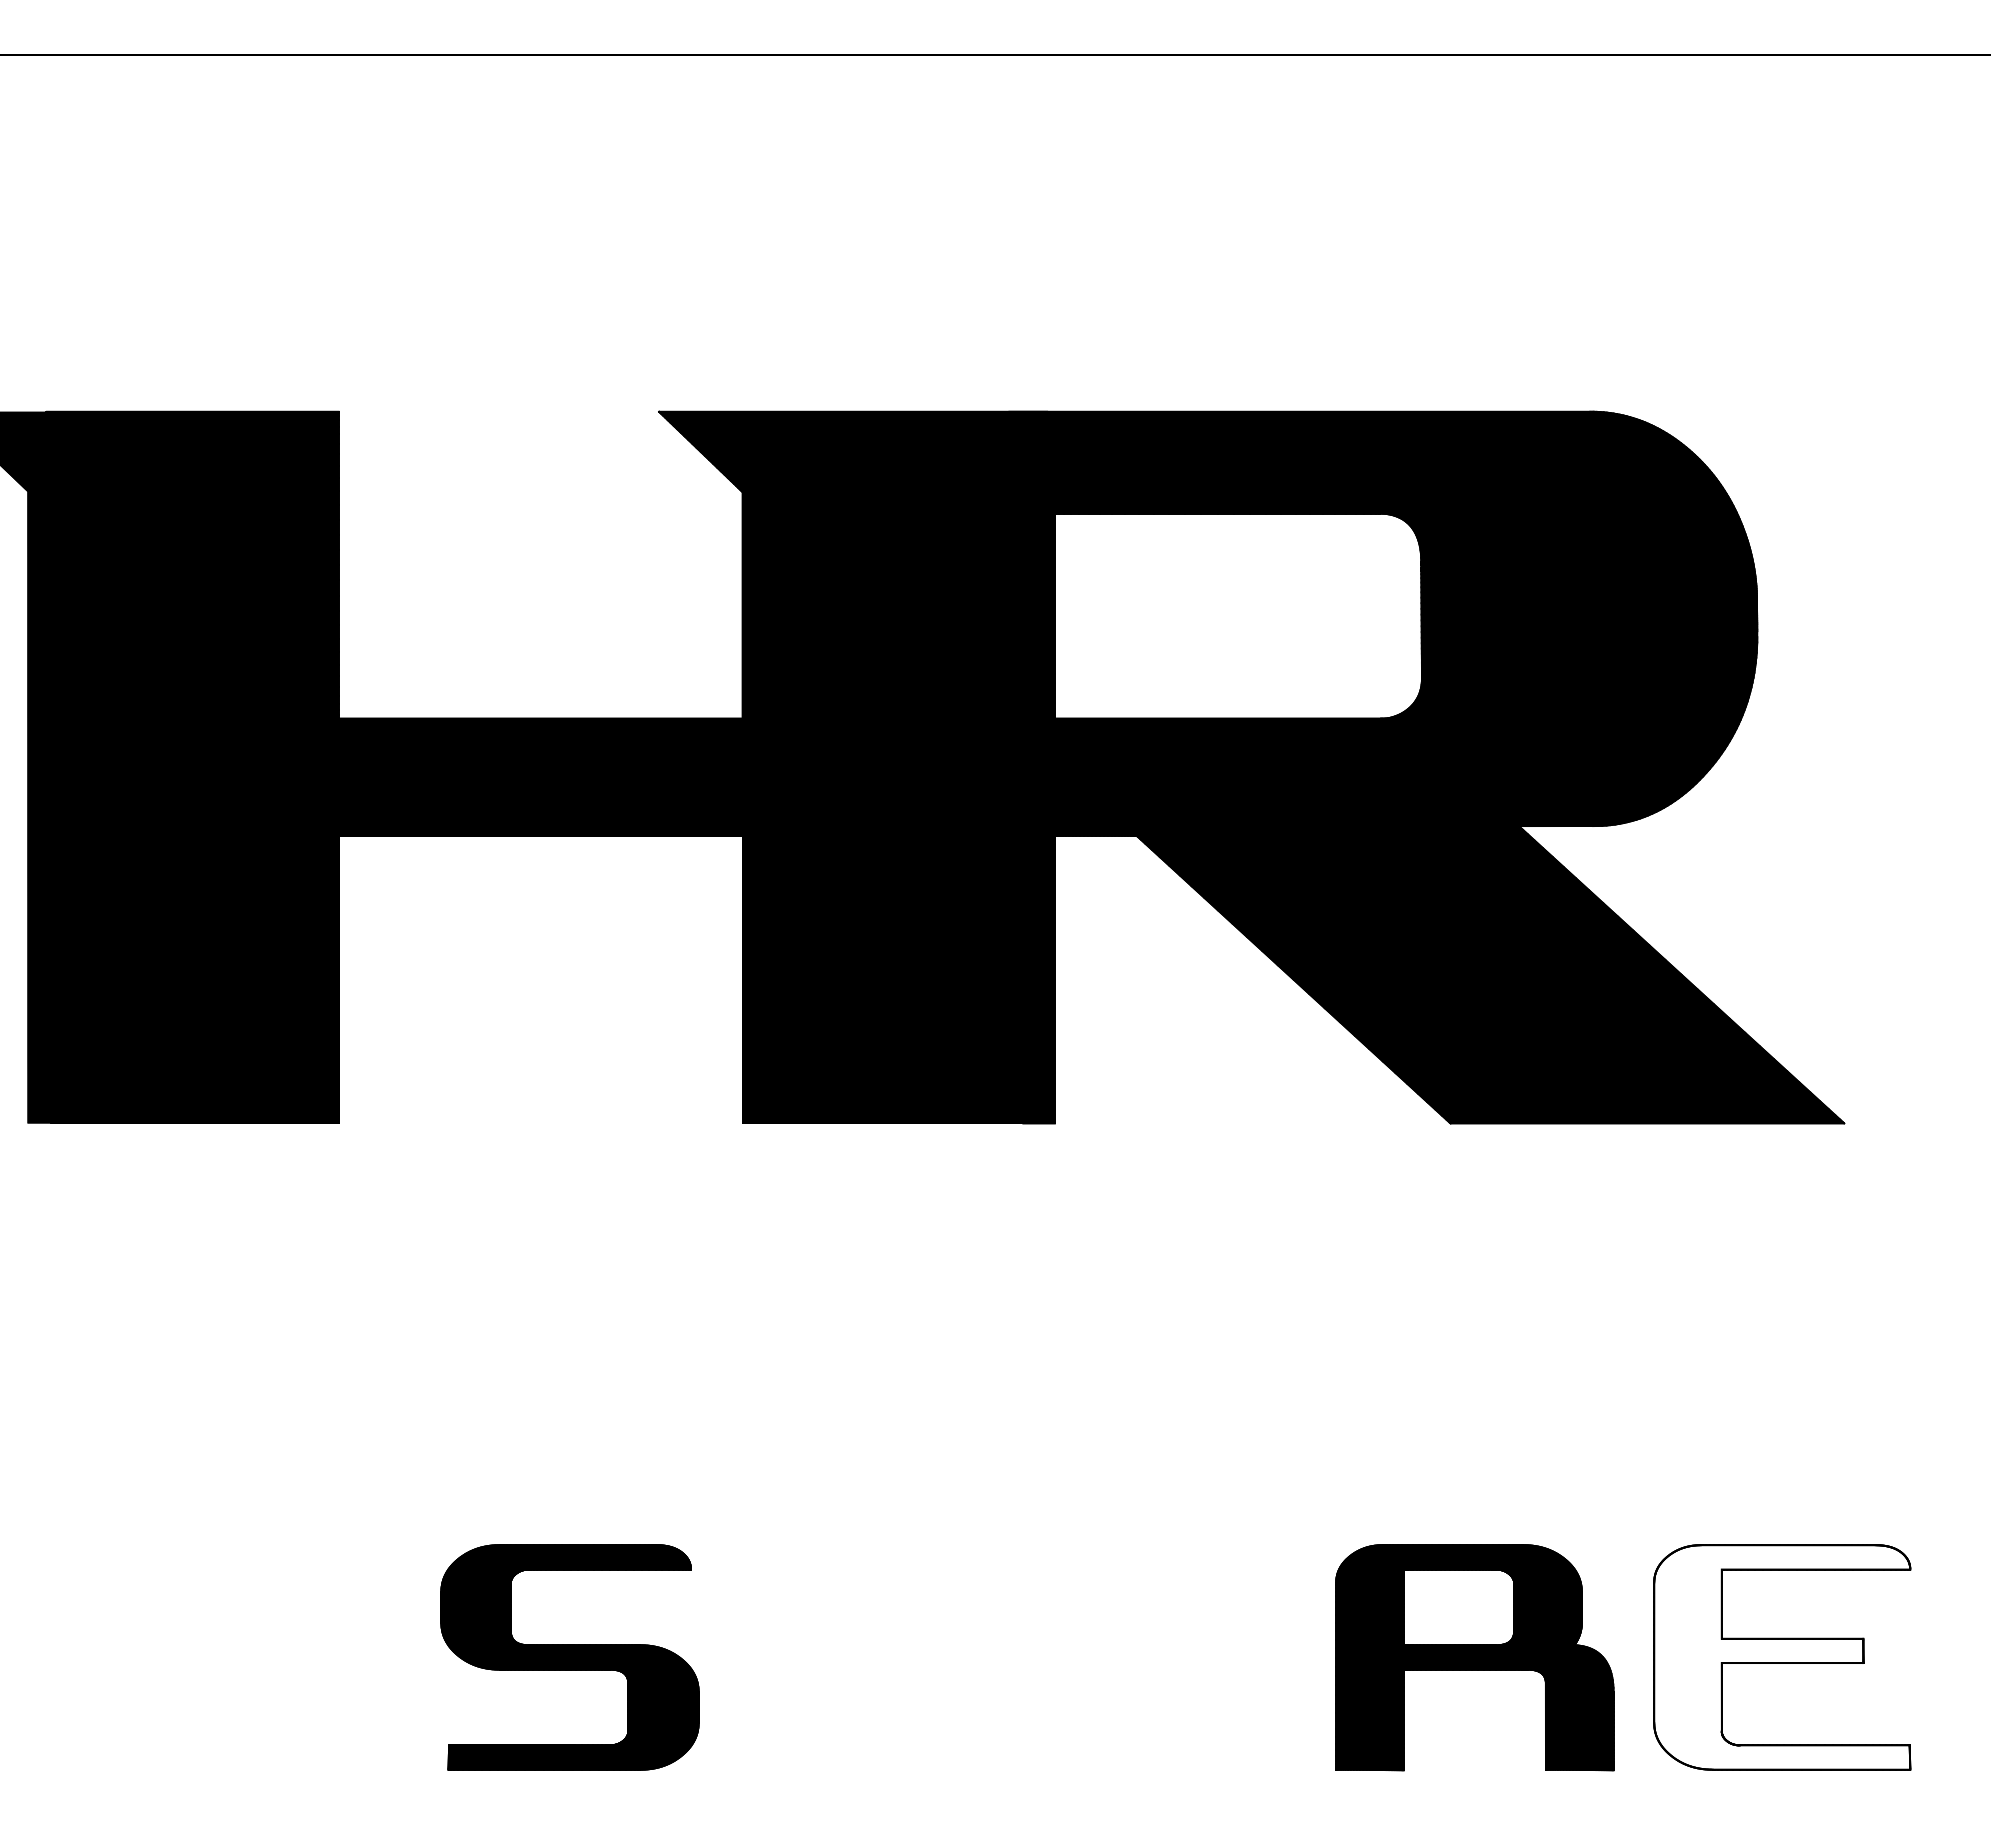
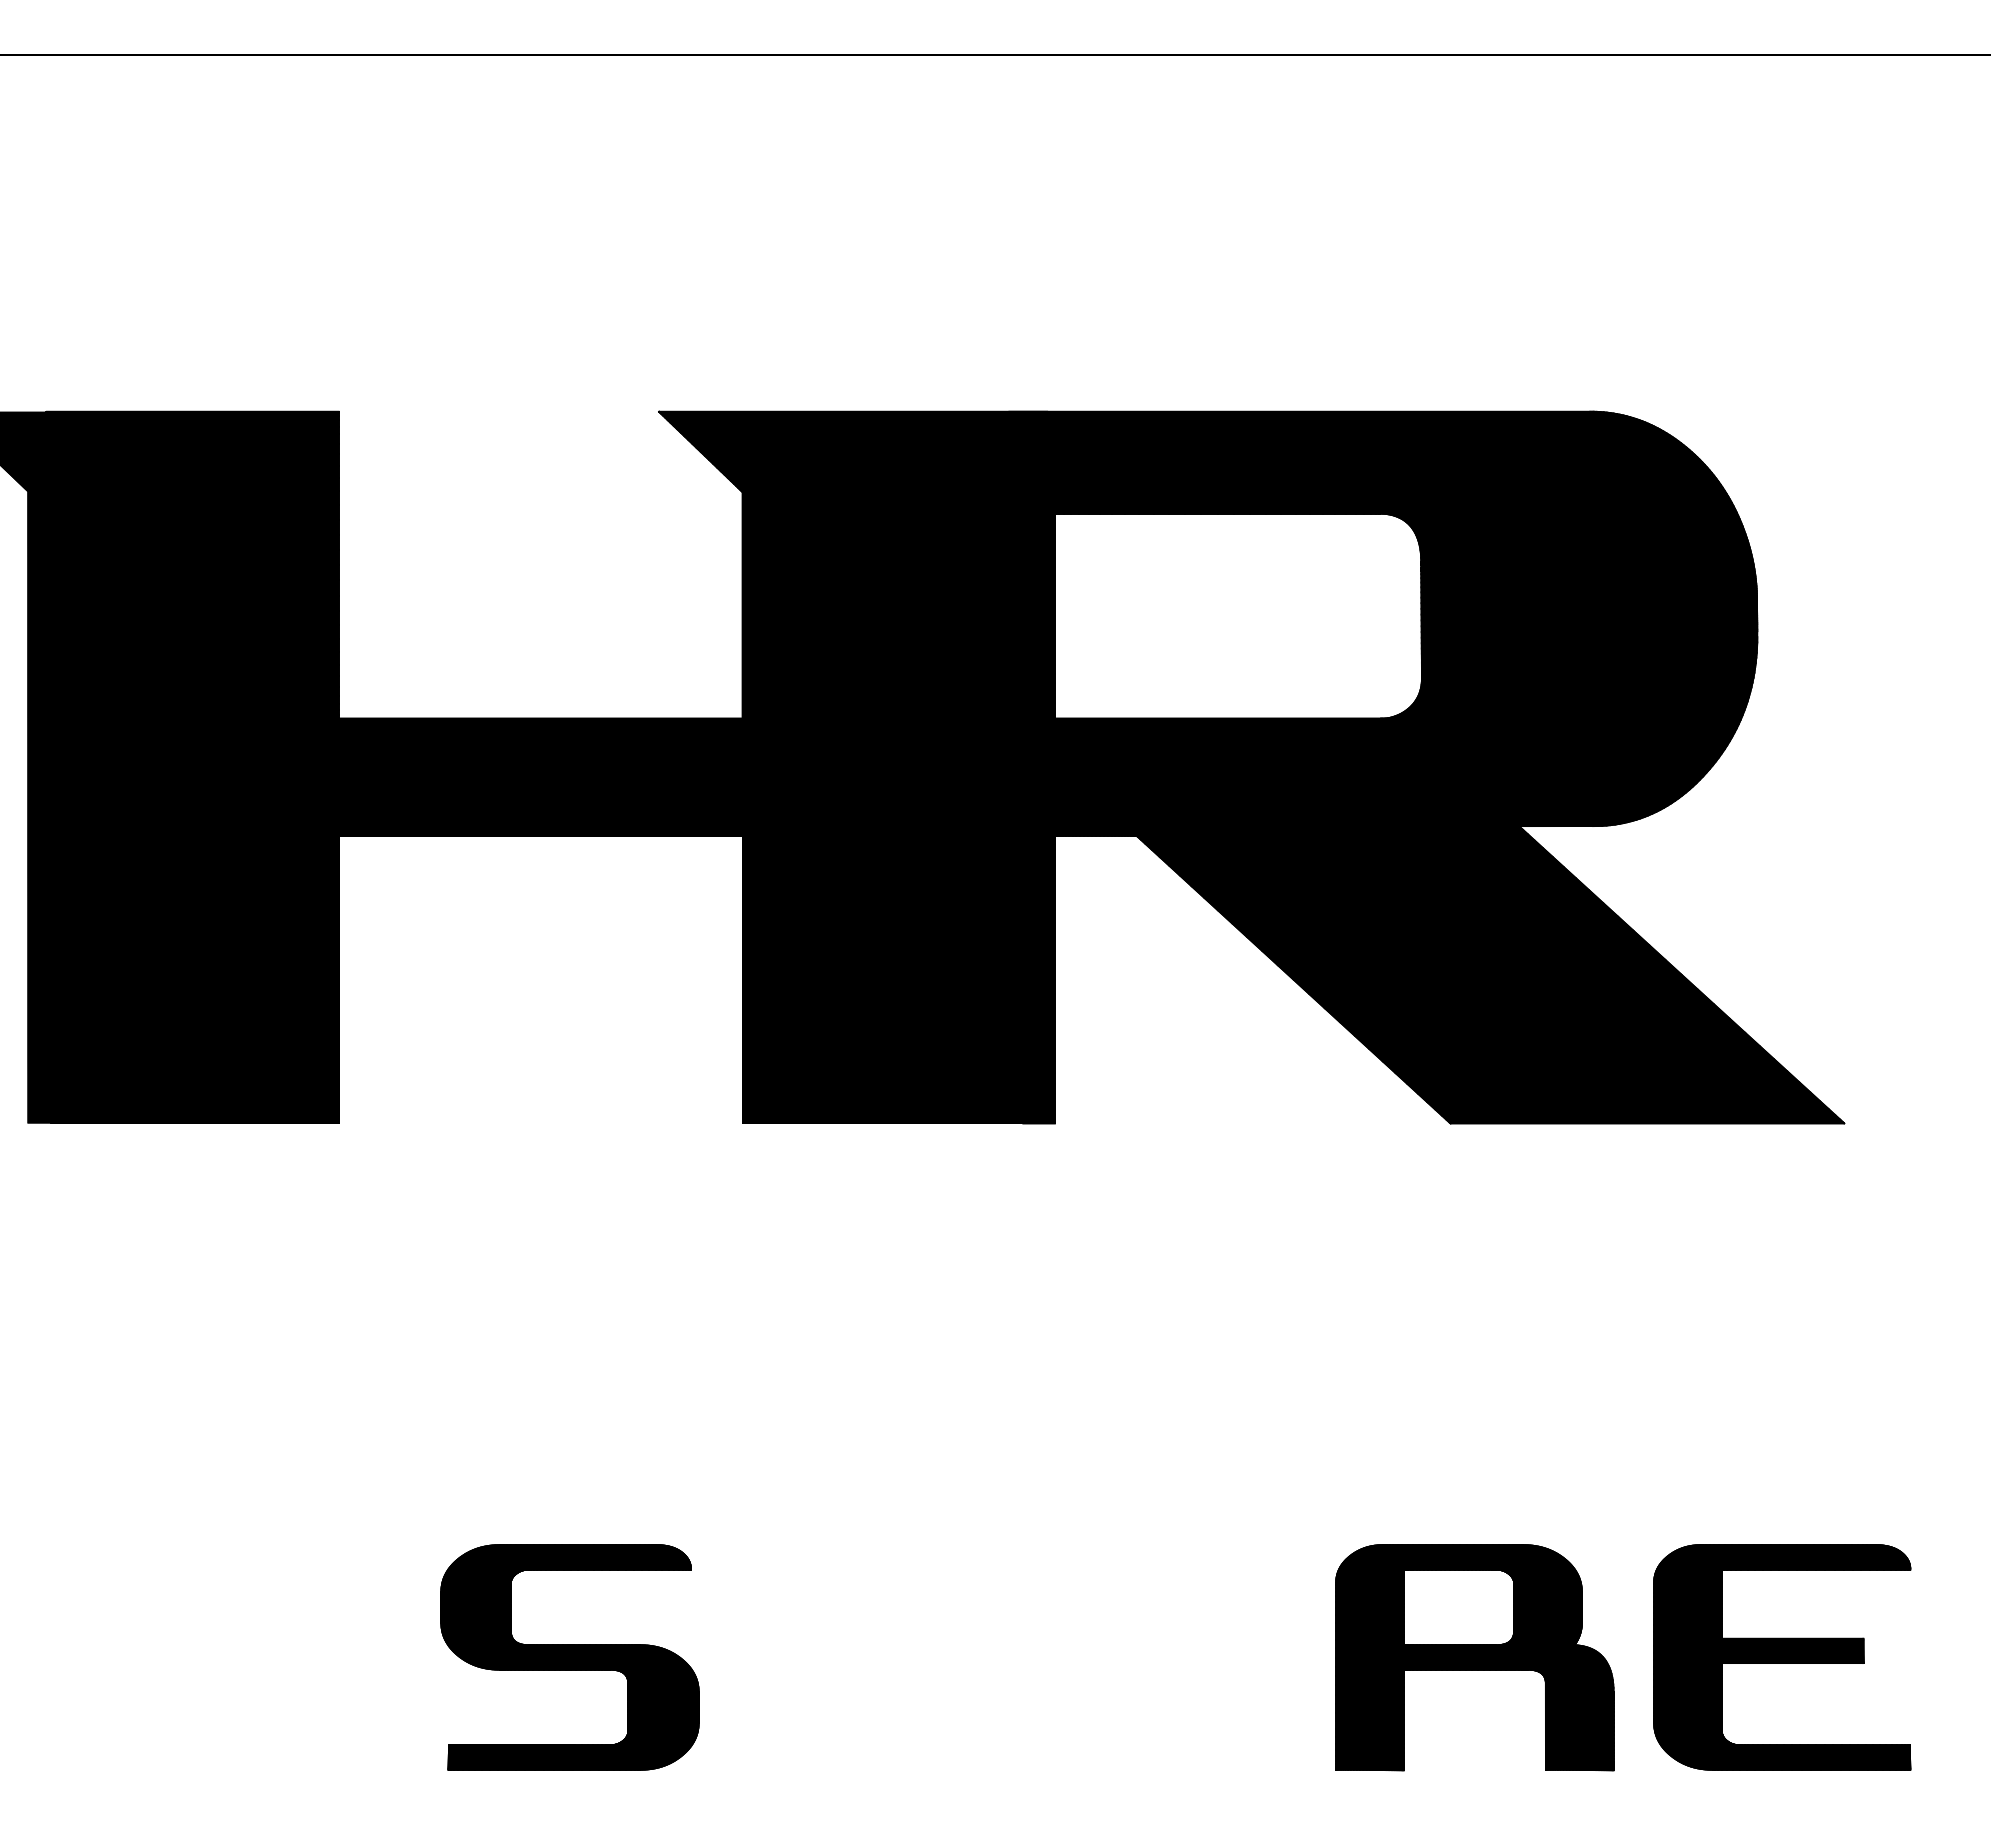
fill: none -> present (1782, 1657)
